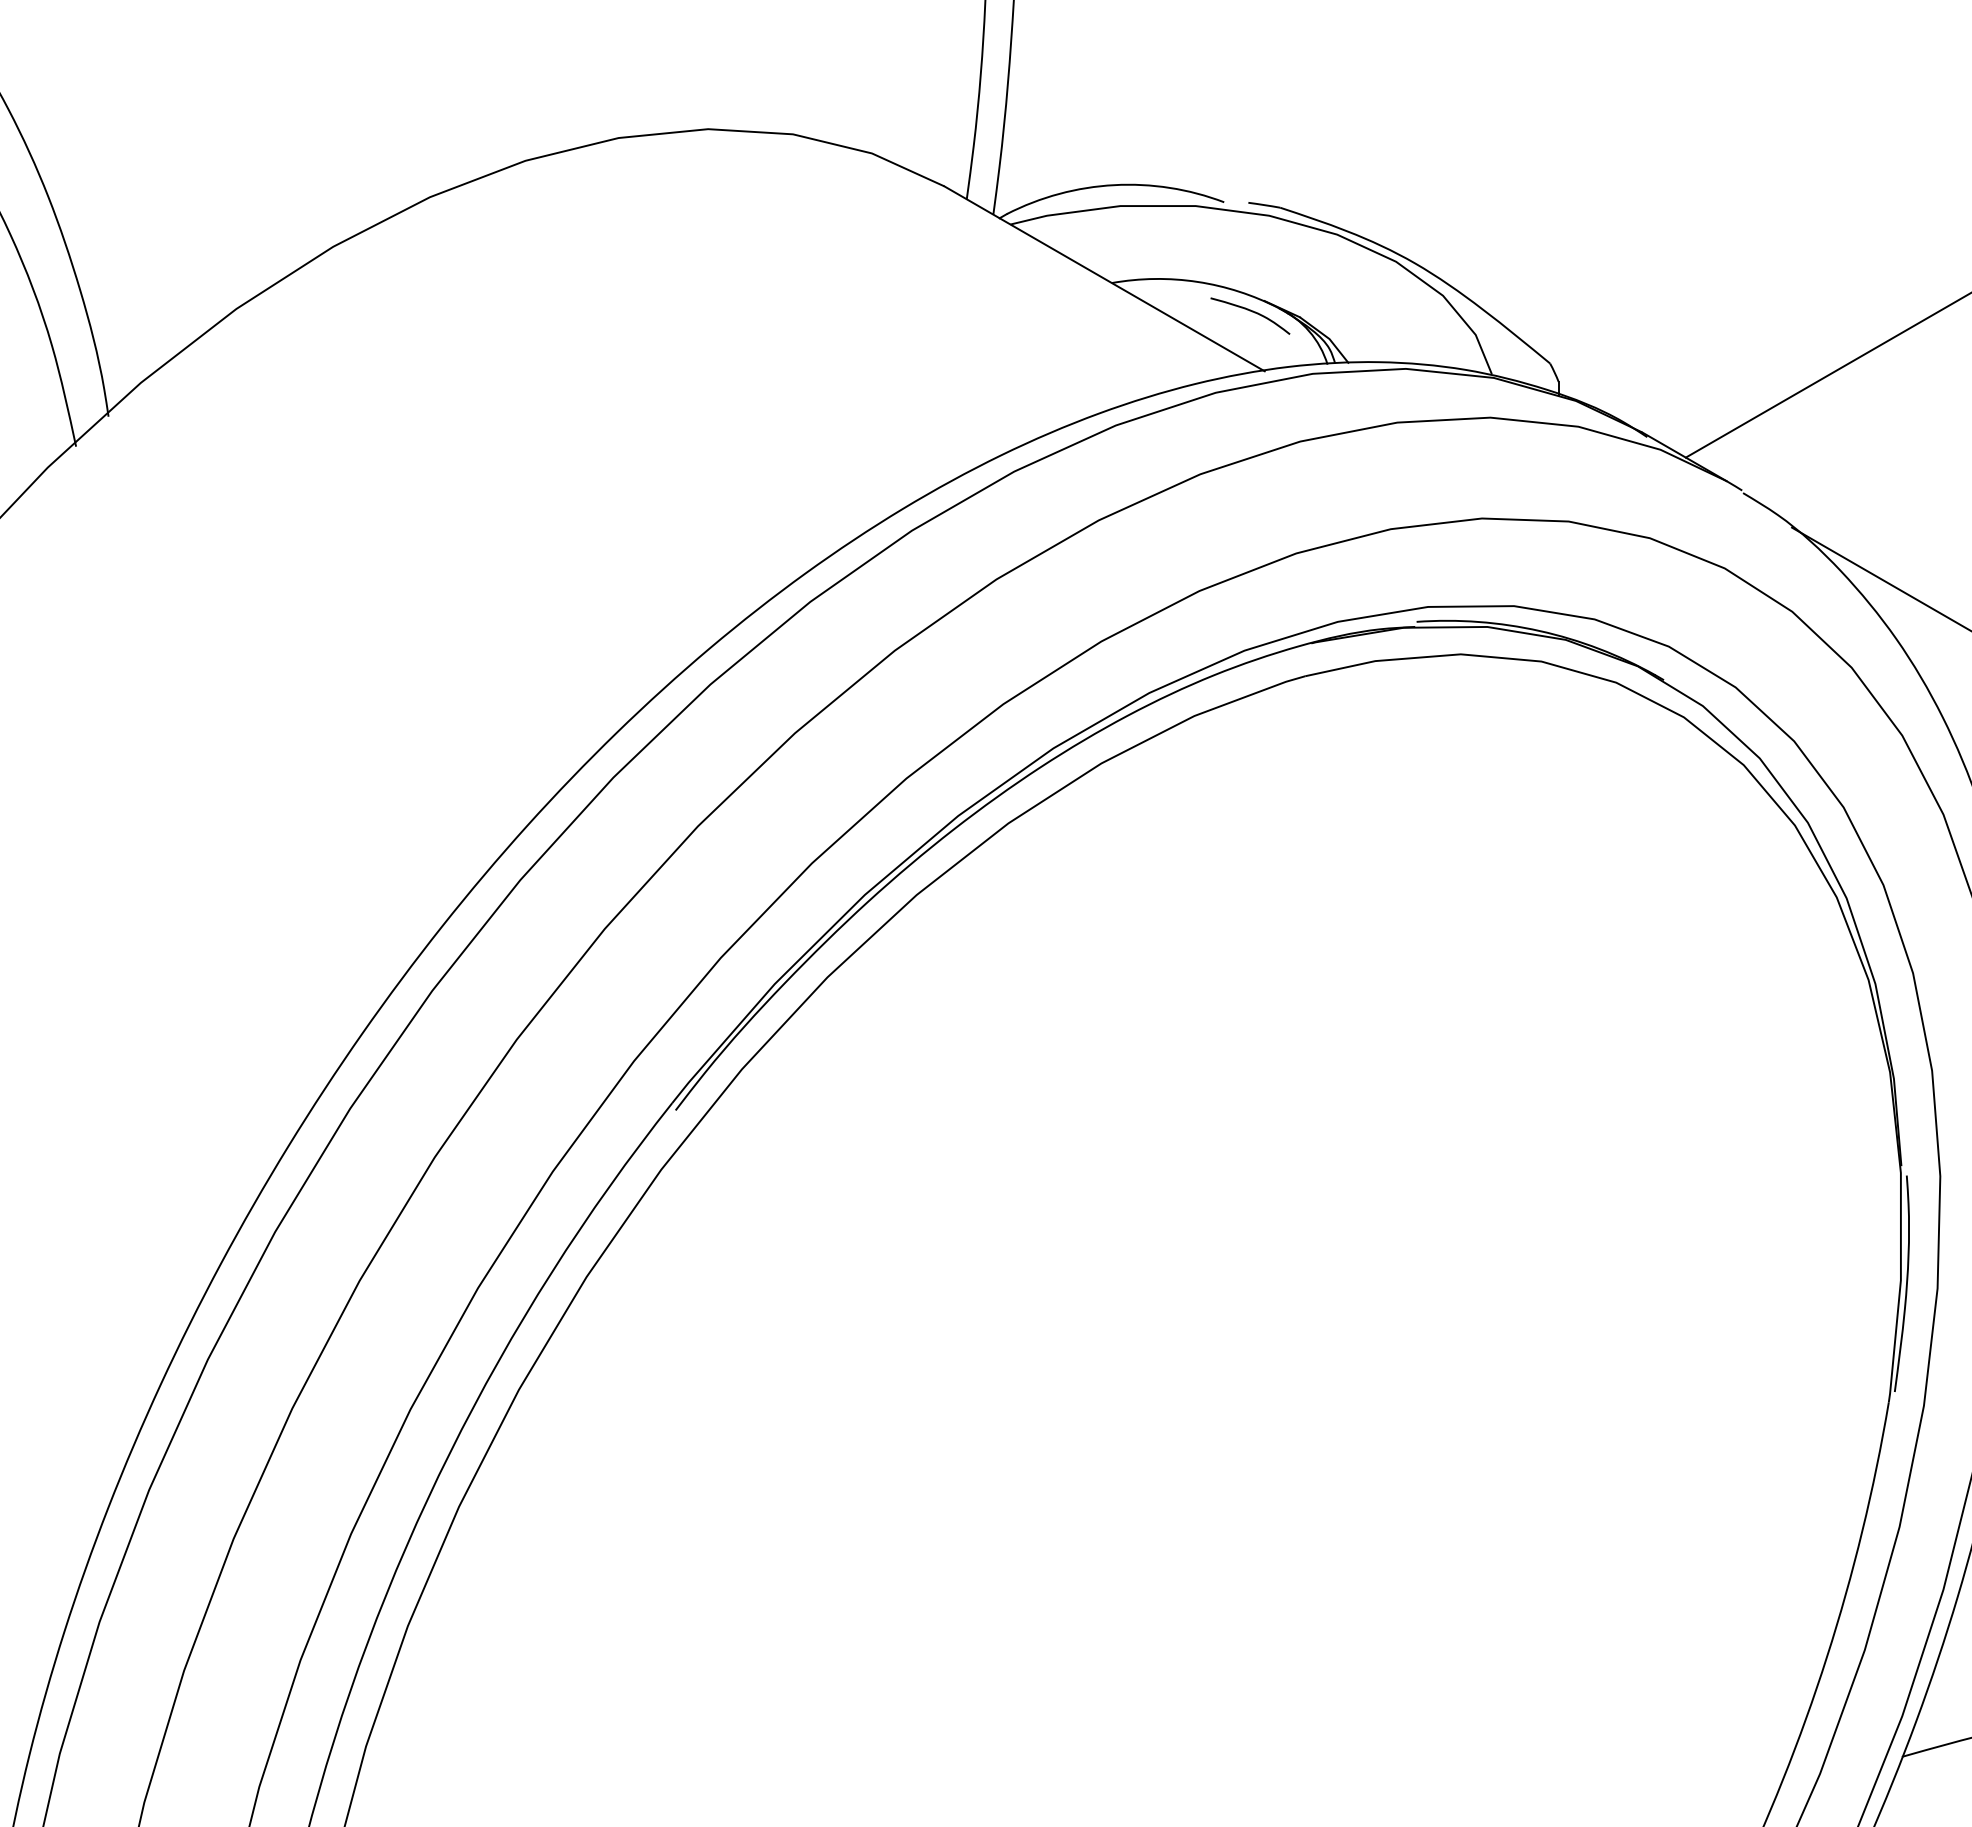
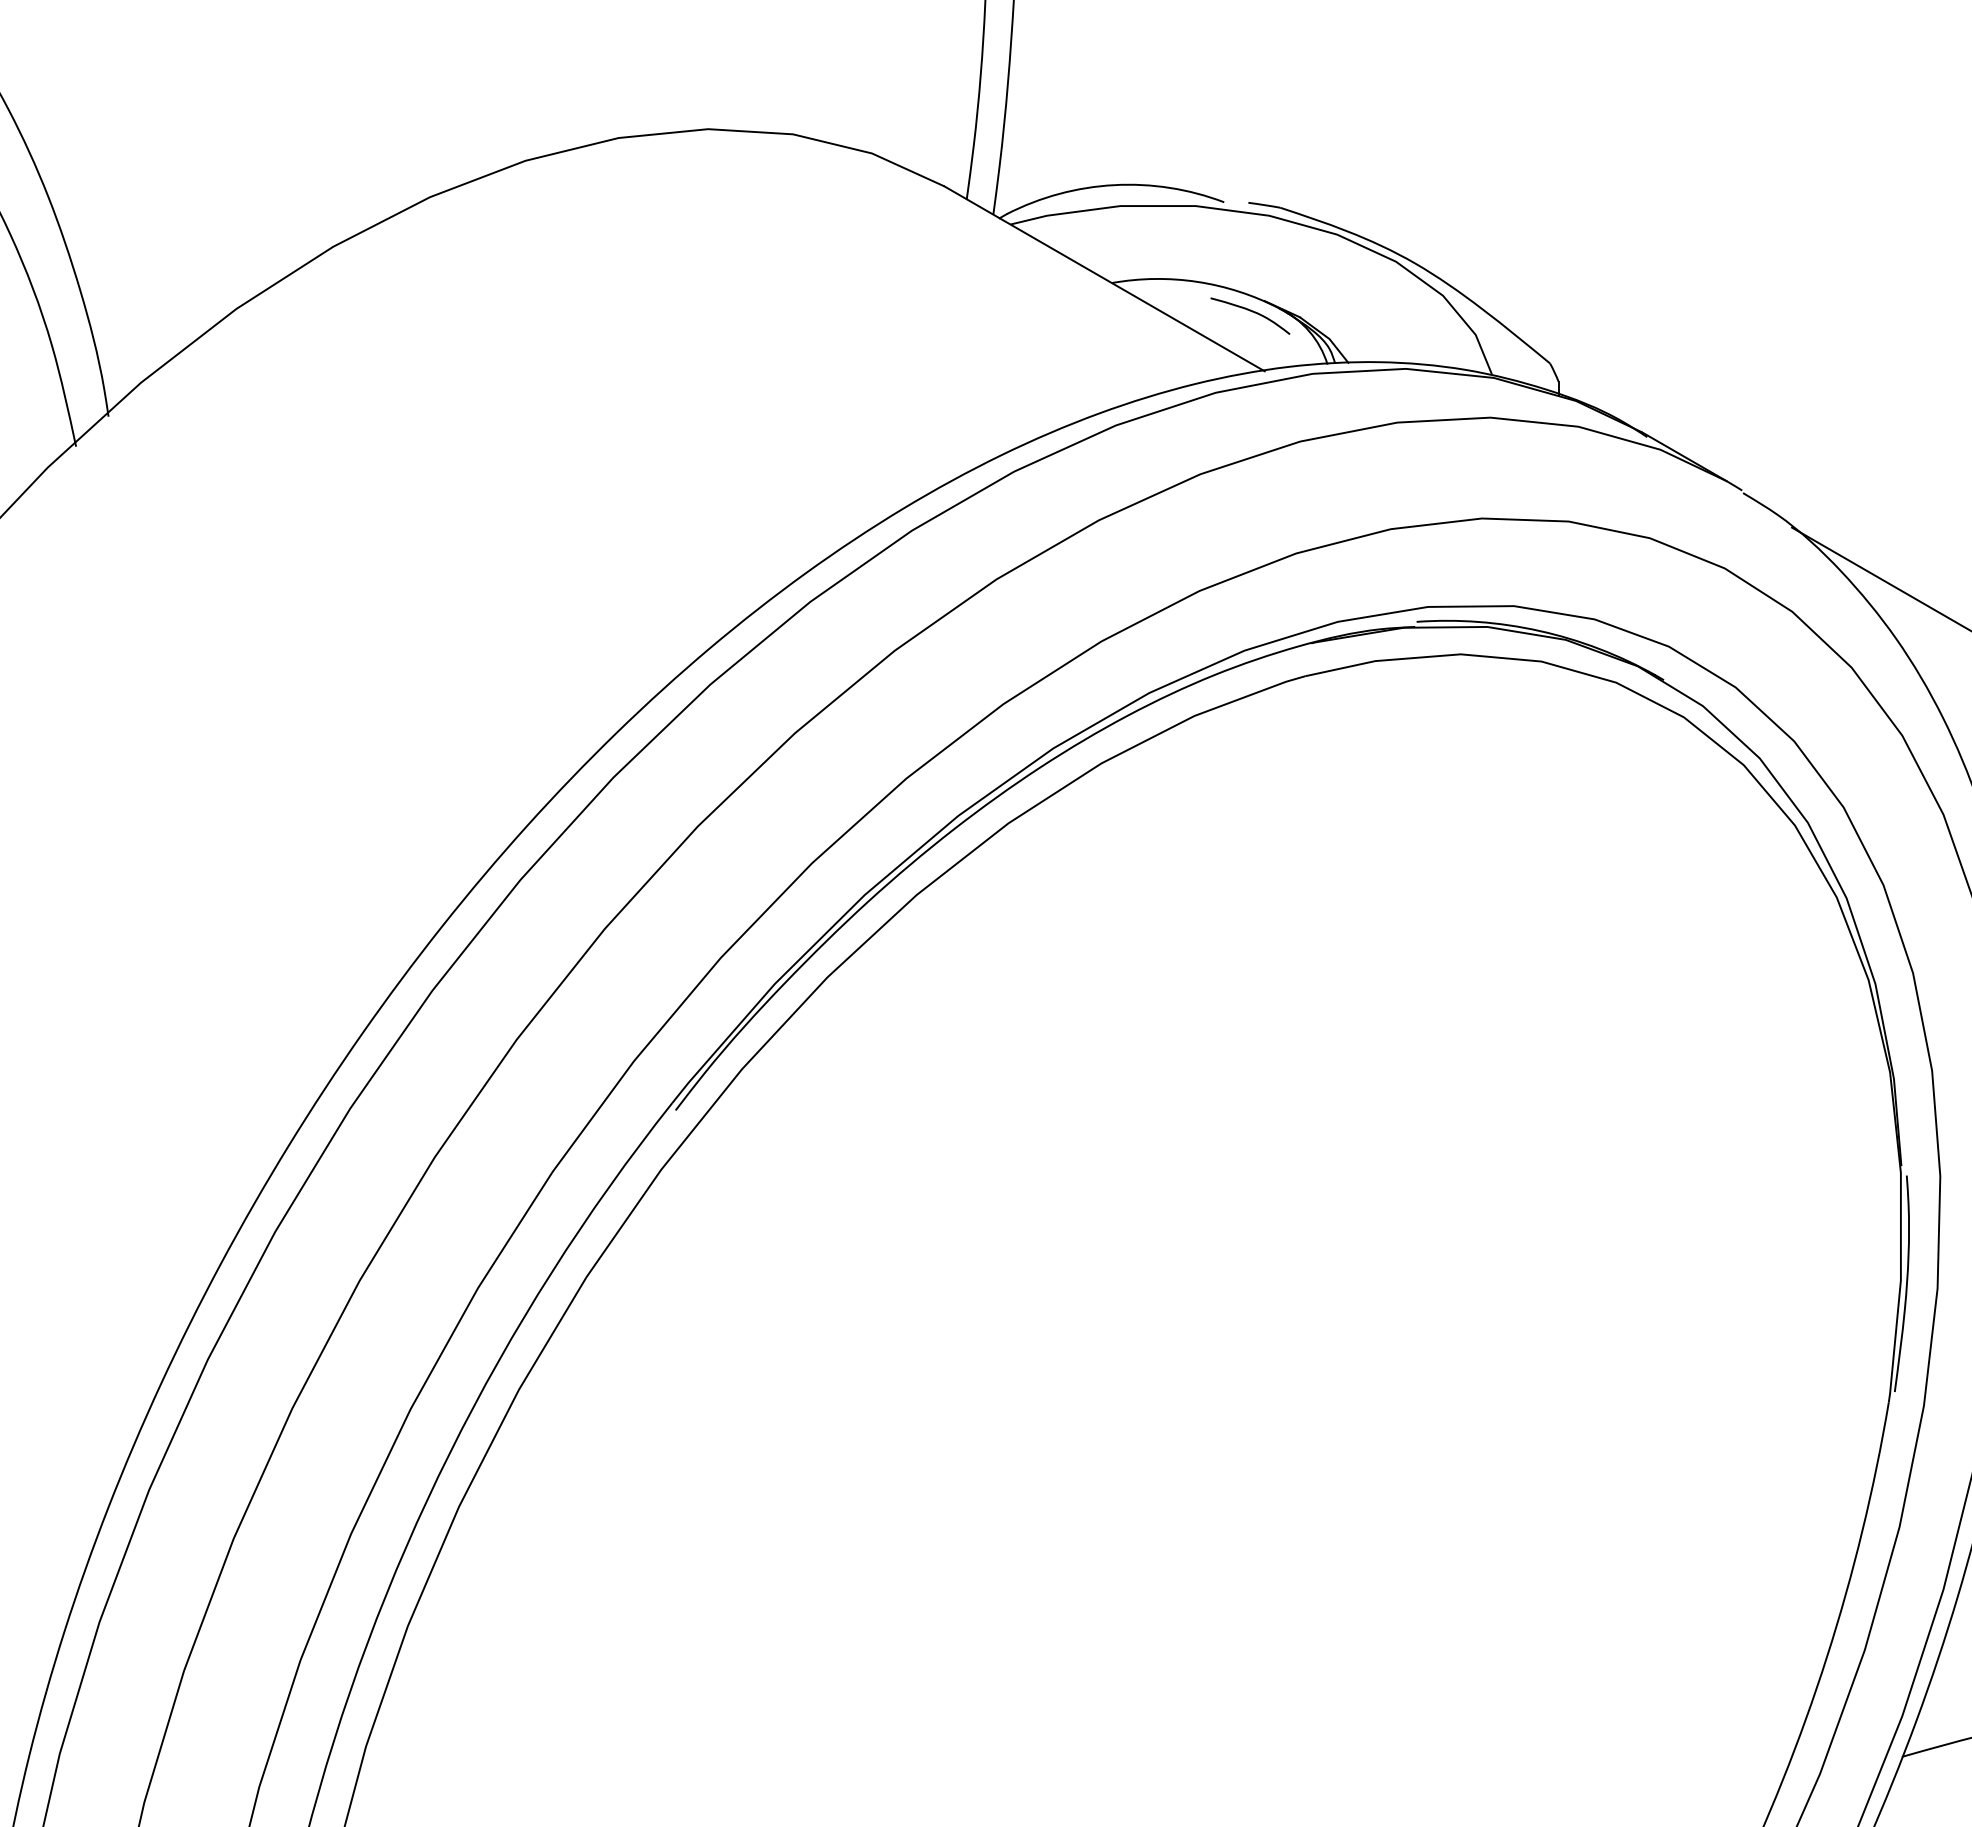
line: present -> none (1826, 375)
